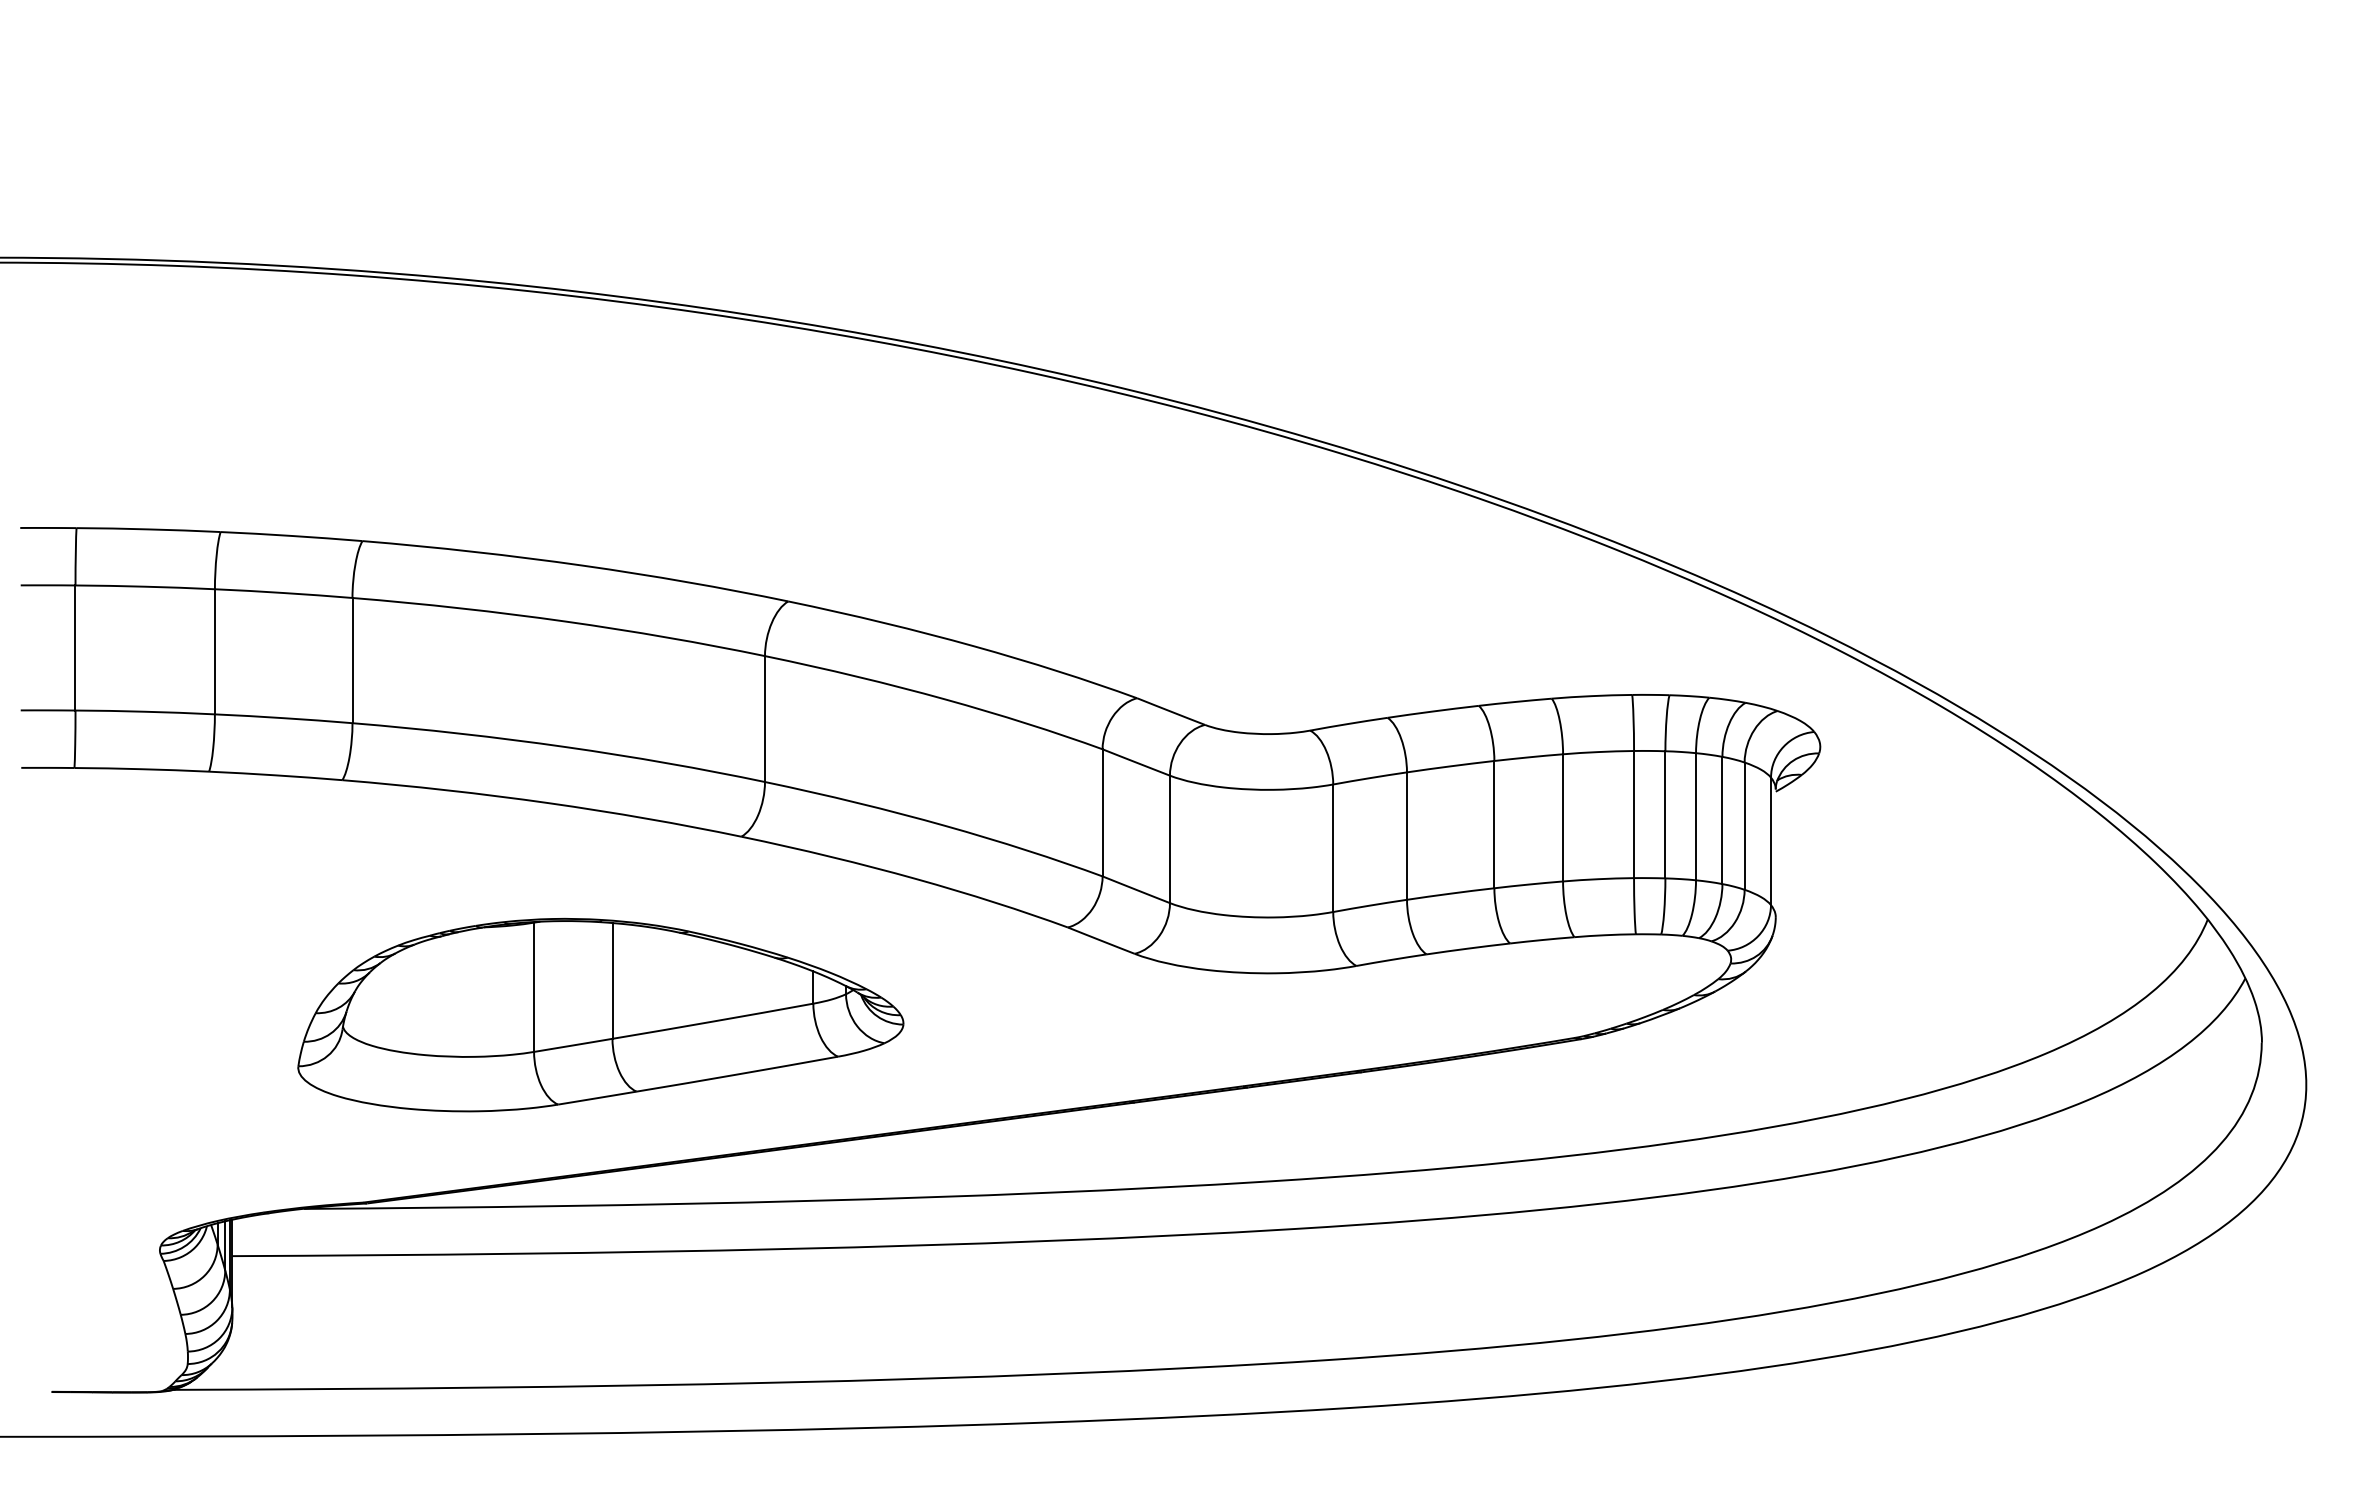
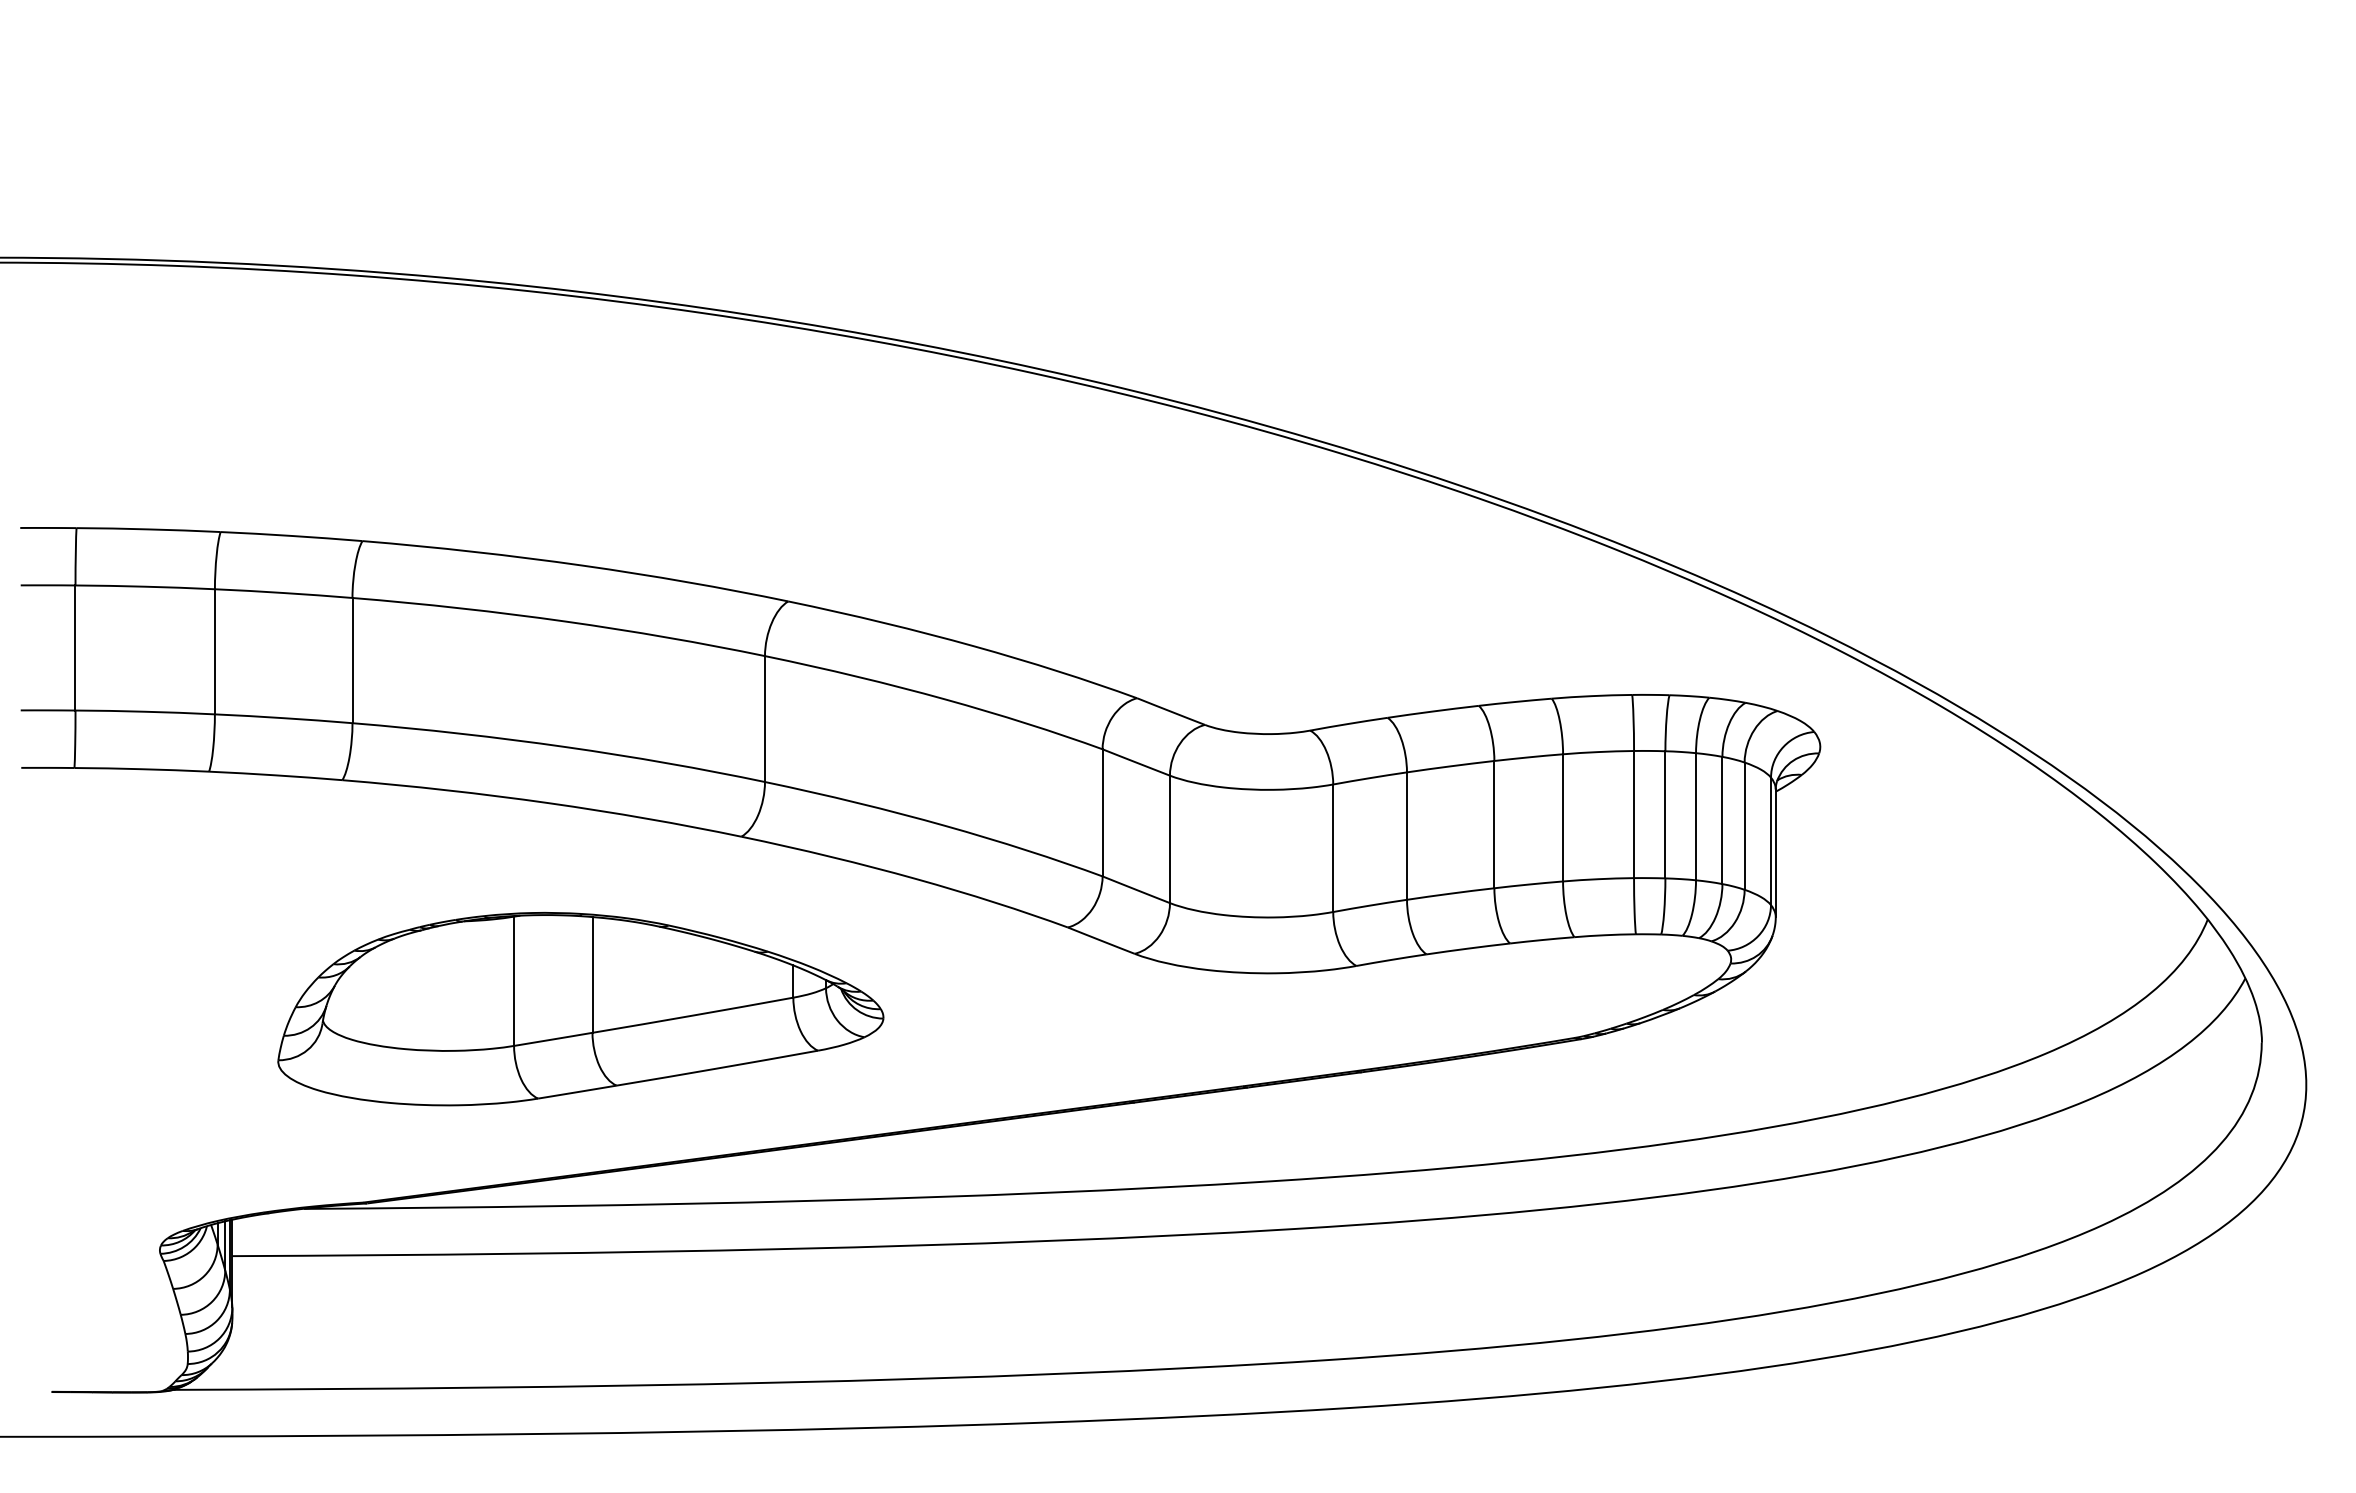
line: none -> present (1775, 853)
part position: (600, 1014) -> (580, 1008) (580, 1008)
